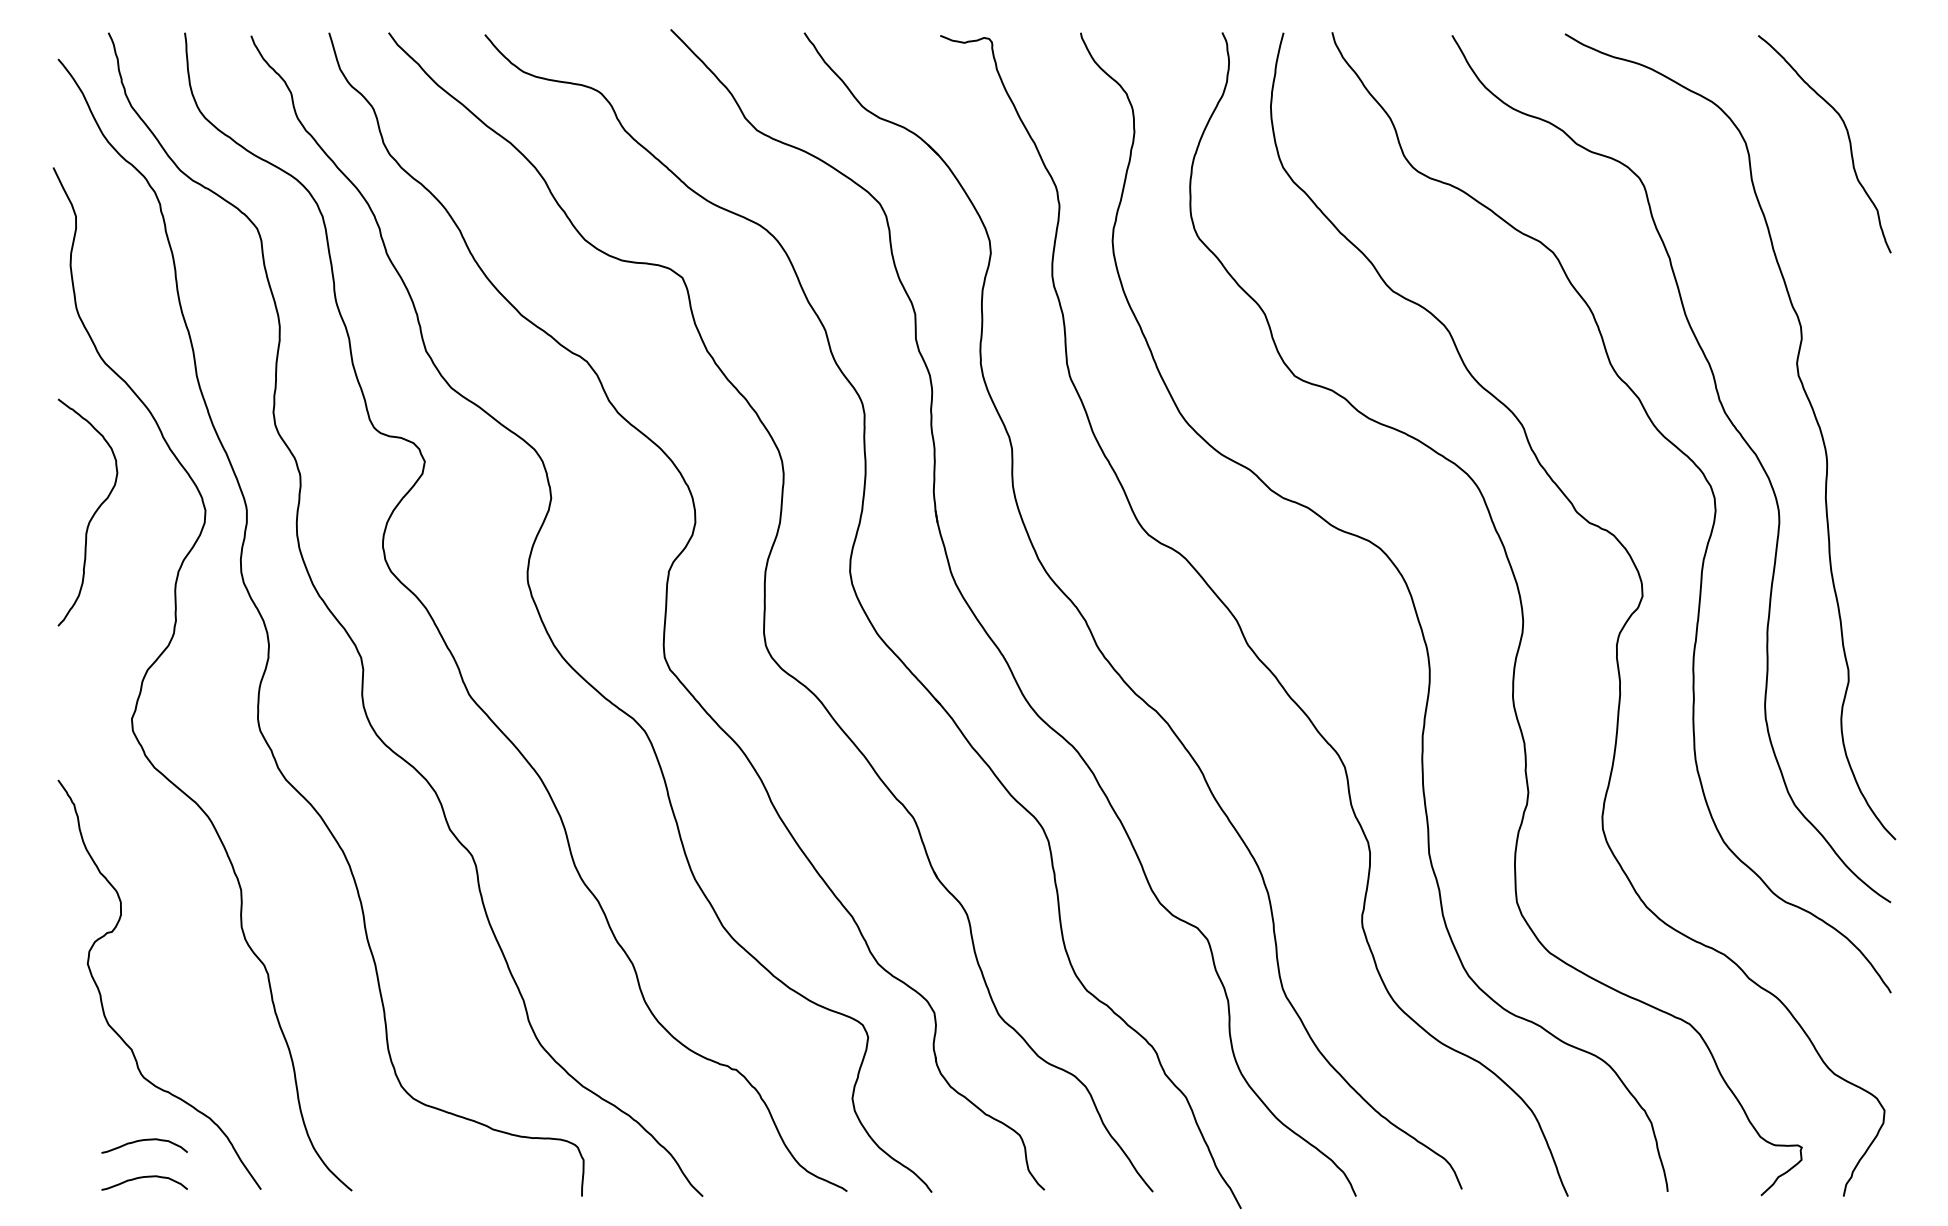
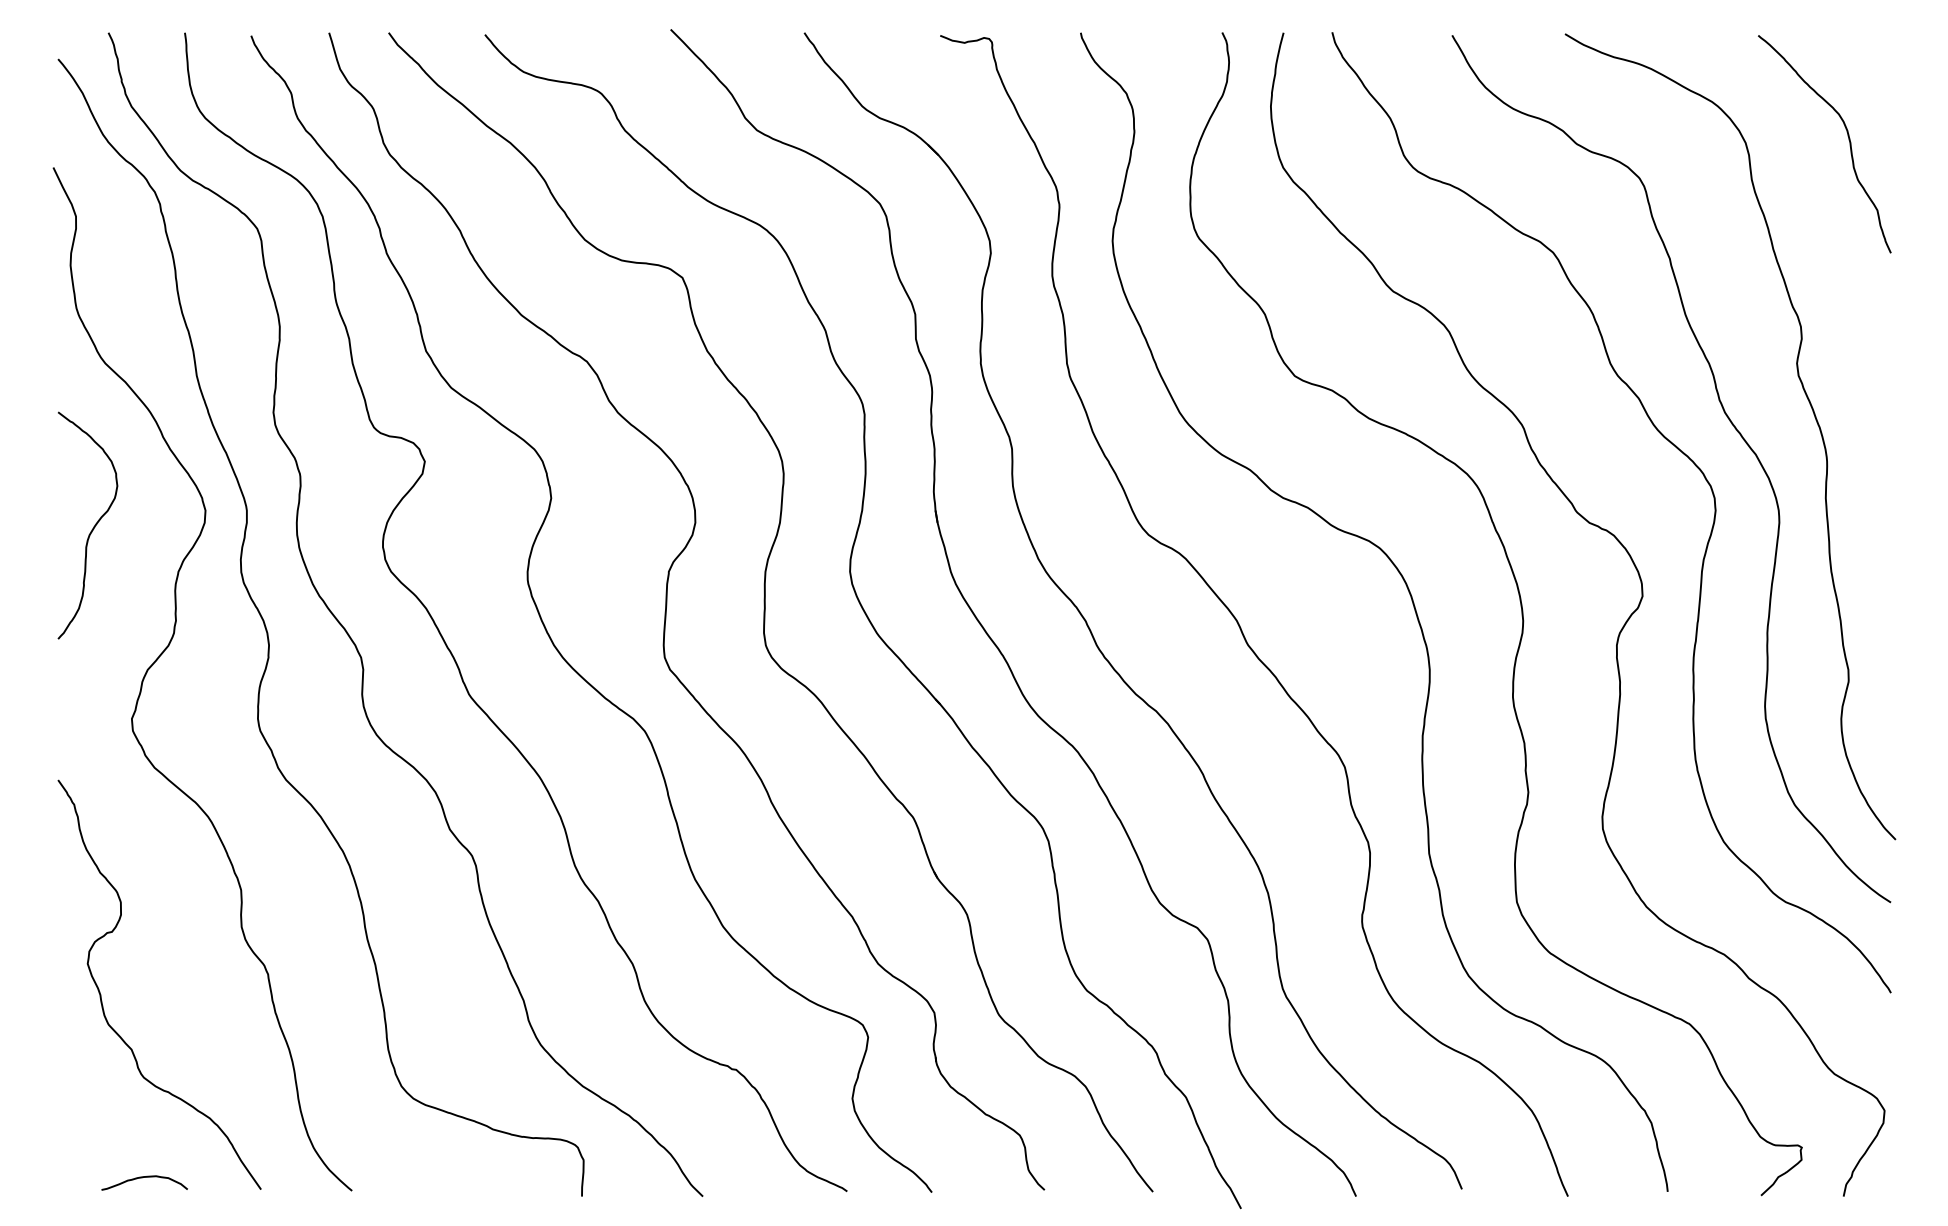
curve position: (91, 516) -> (91, 529) (91, 529)
curve: present -> none (142, 1141)
